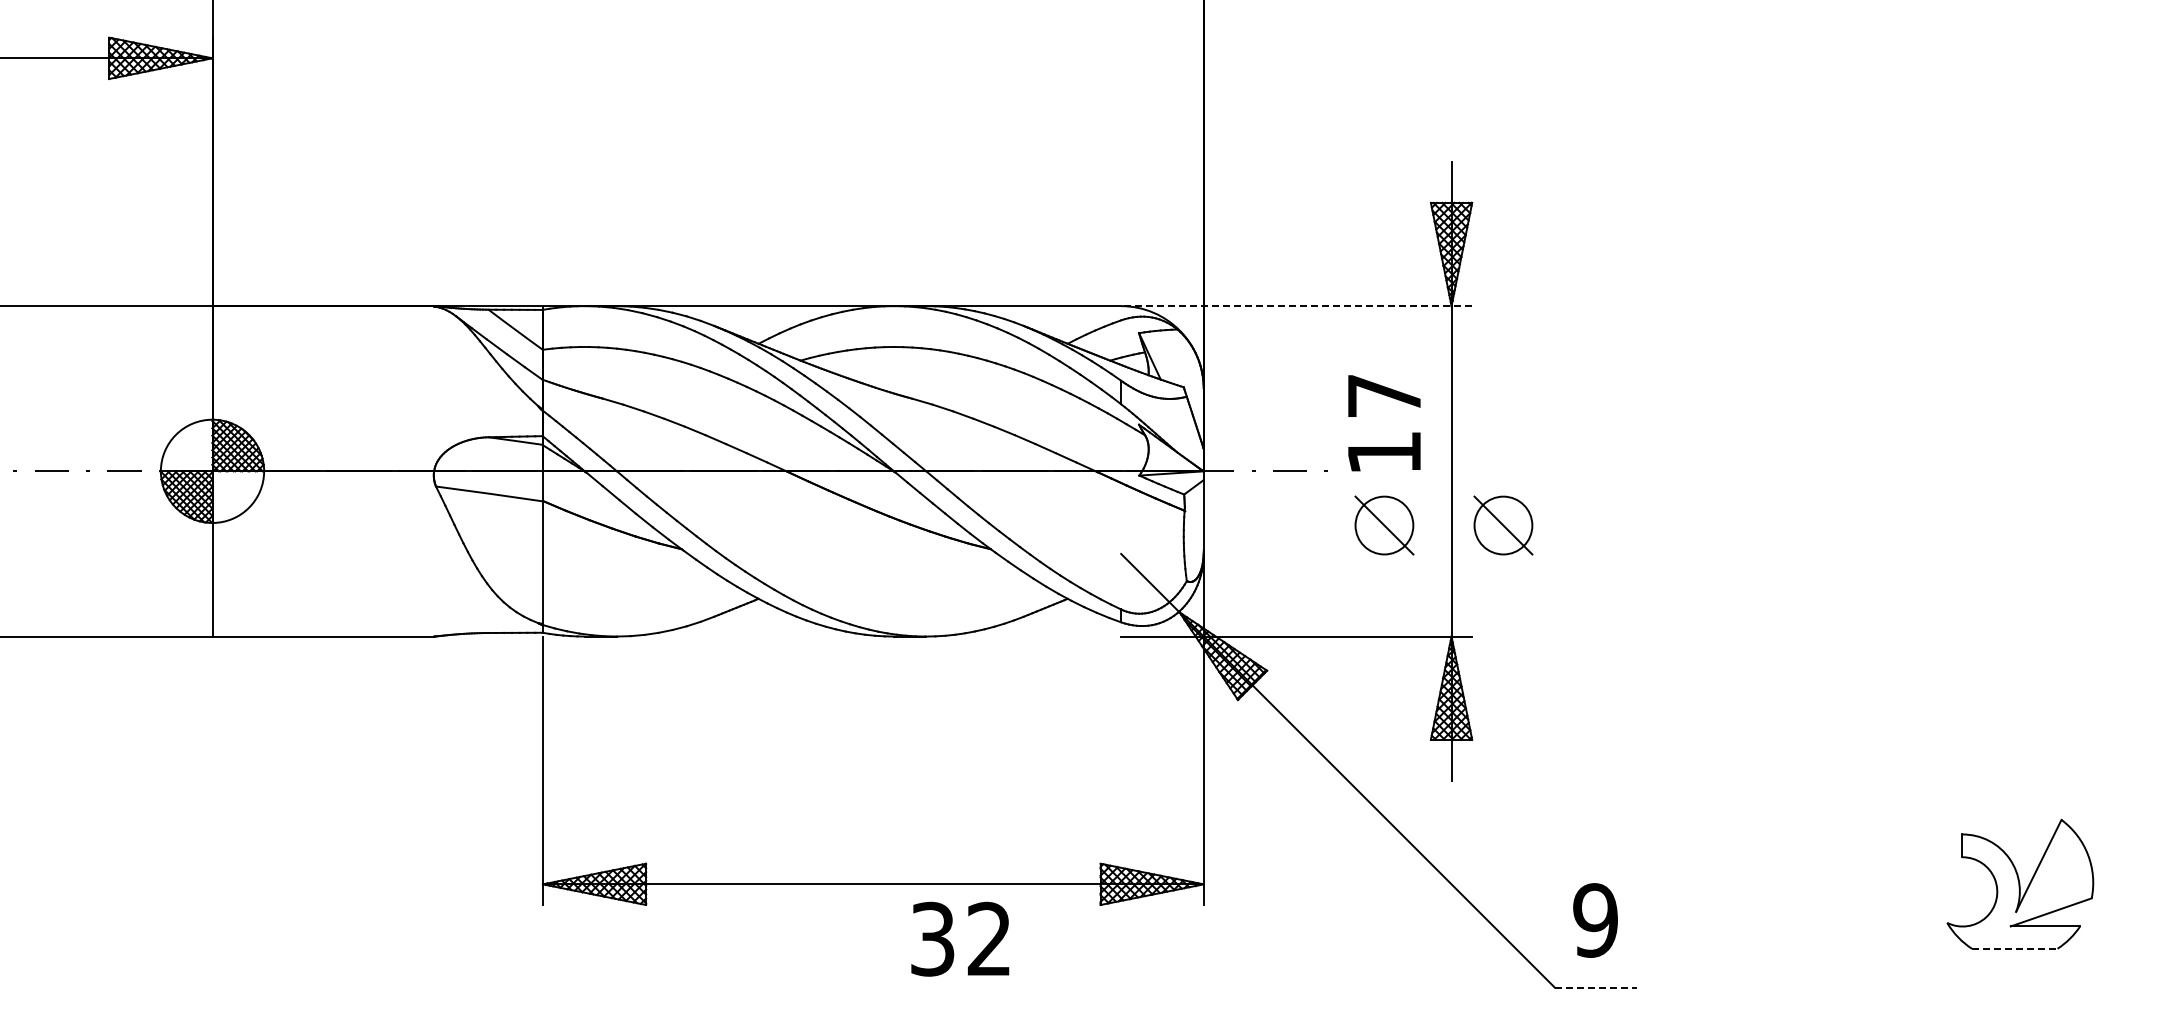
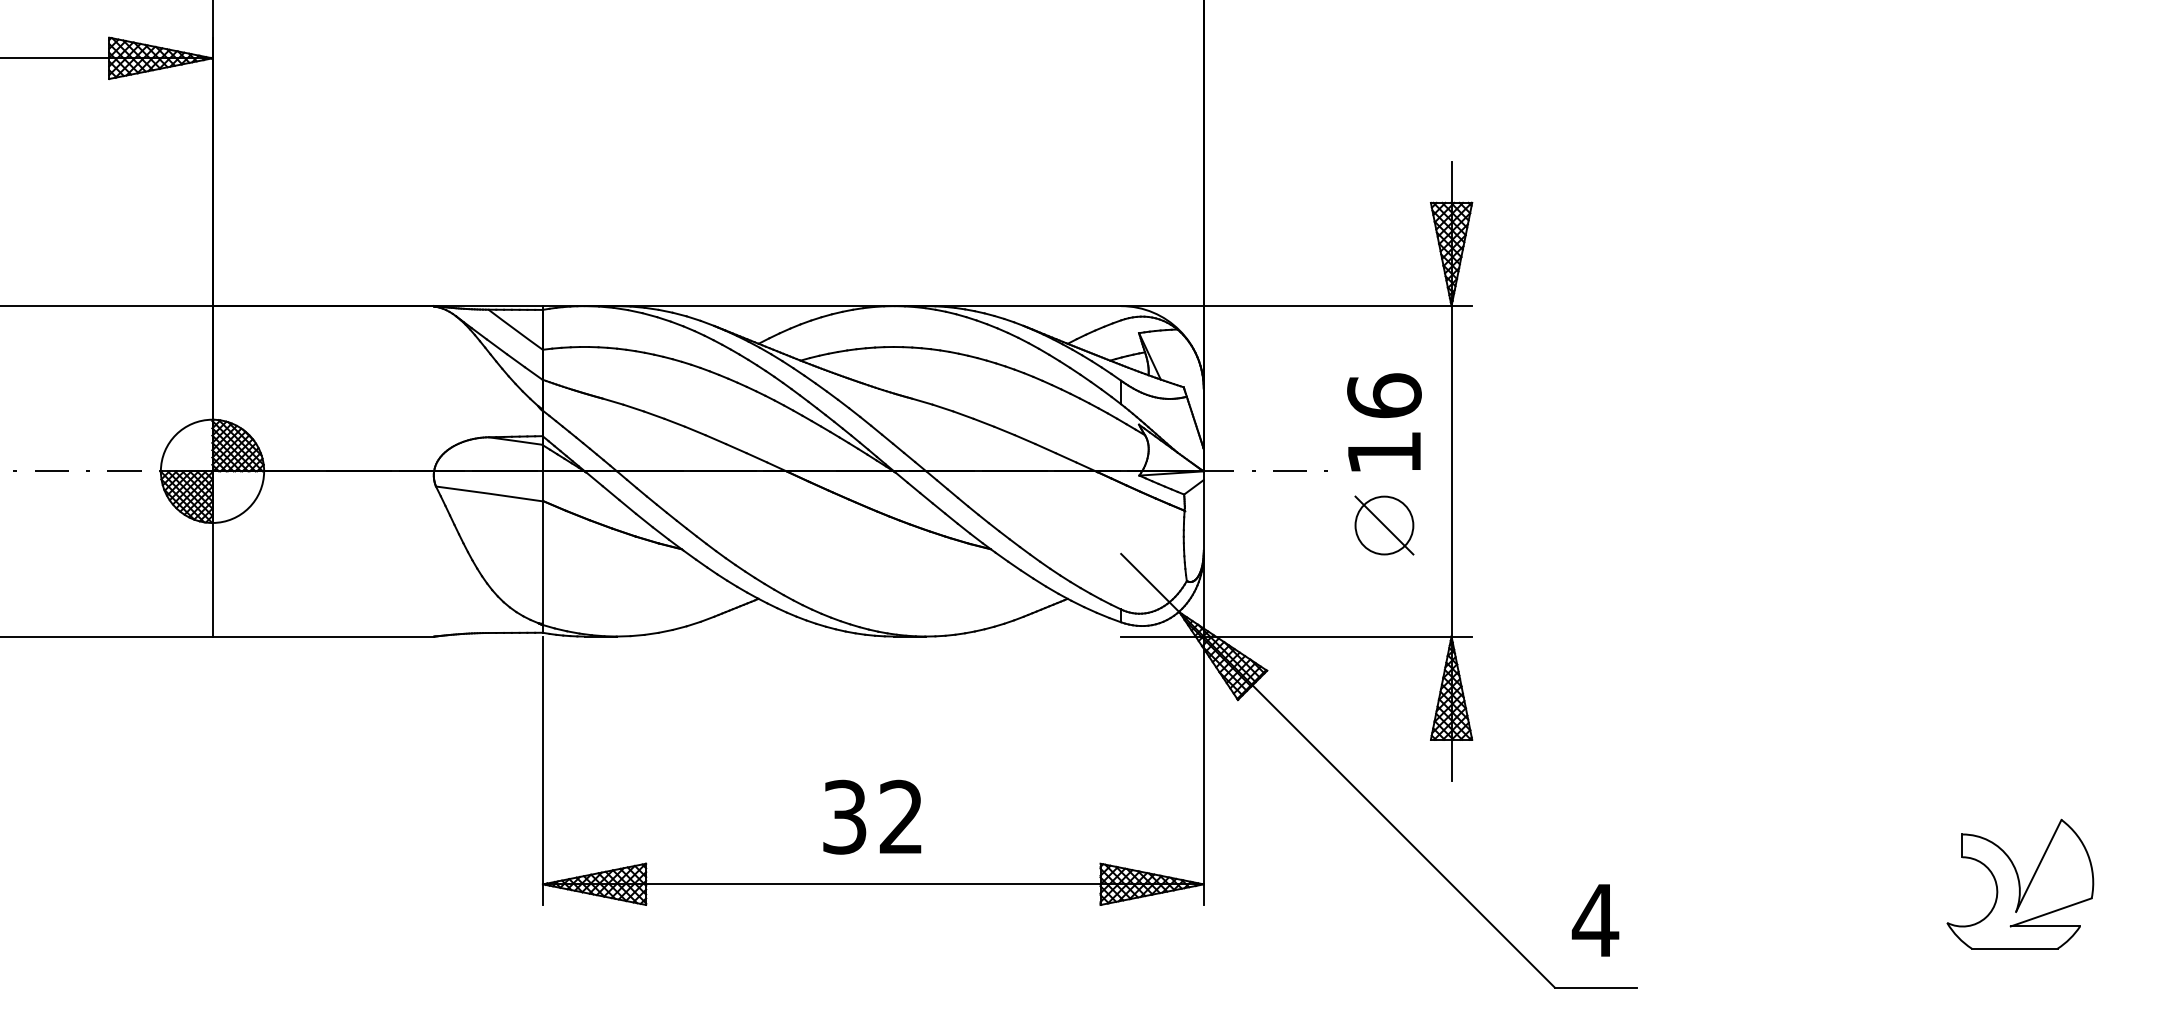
line: dashed -> solid (1296, 306)
text: 17 -> 16 (1384, 395)
part: present -> none (1503, 525)
text: 9 -> 4 (1595, 920)
text position: (960, 938) -> (872, 816) (872, 816)
line: dashed -> solid (2014, 948)
line: dashed -> solid (1596, 987)
